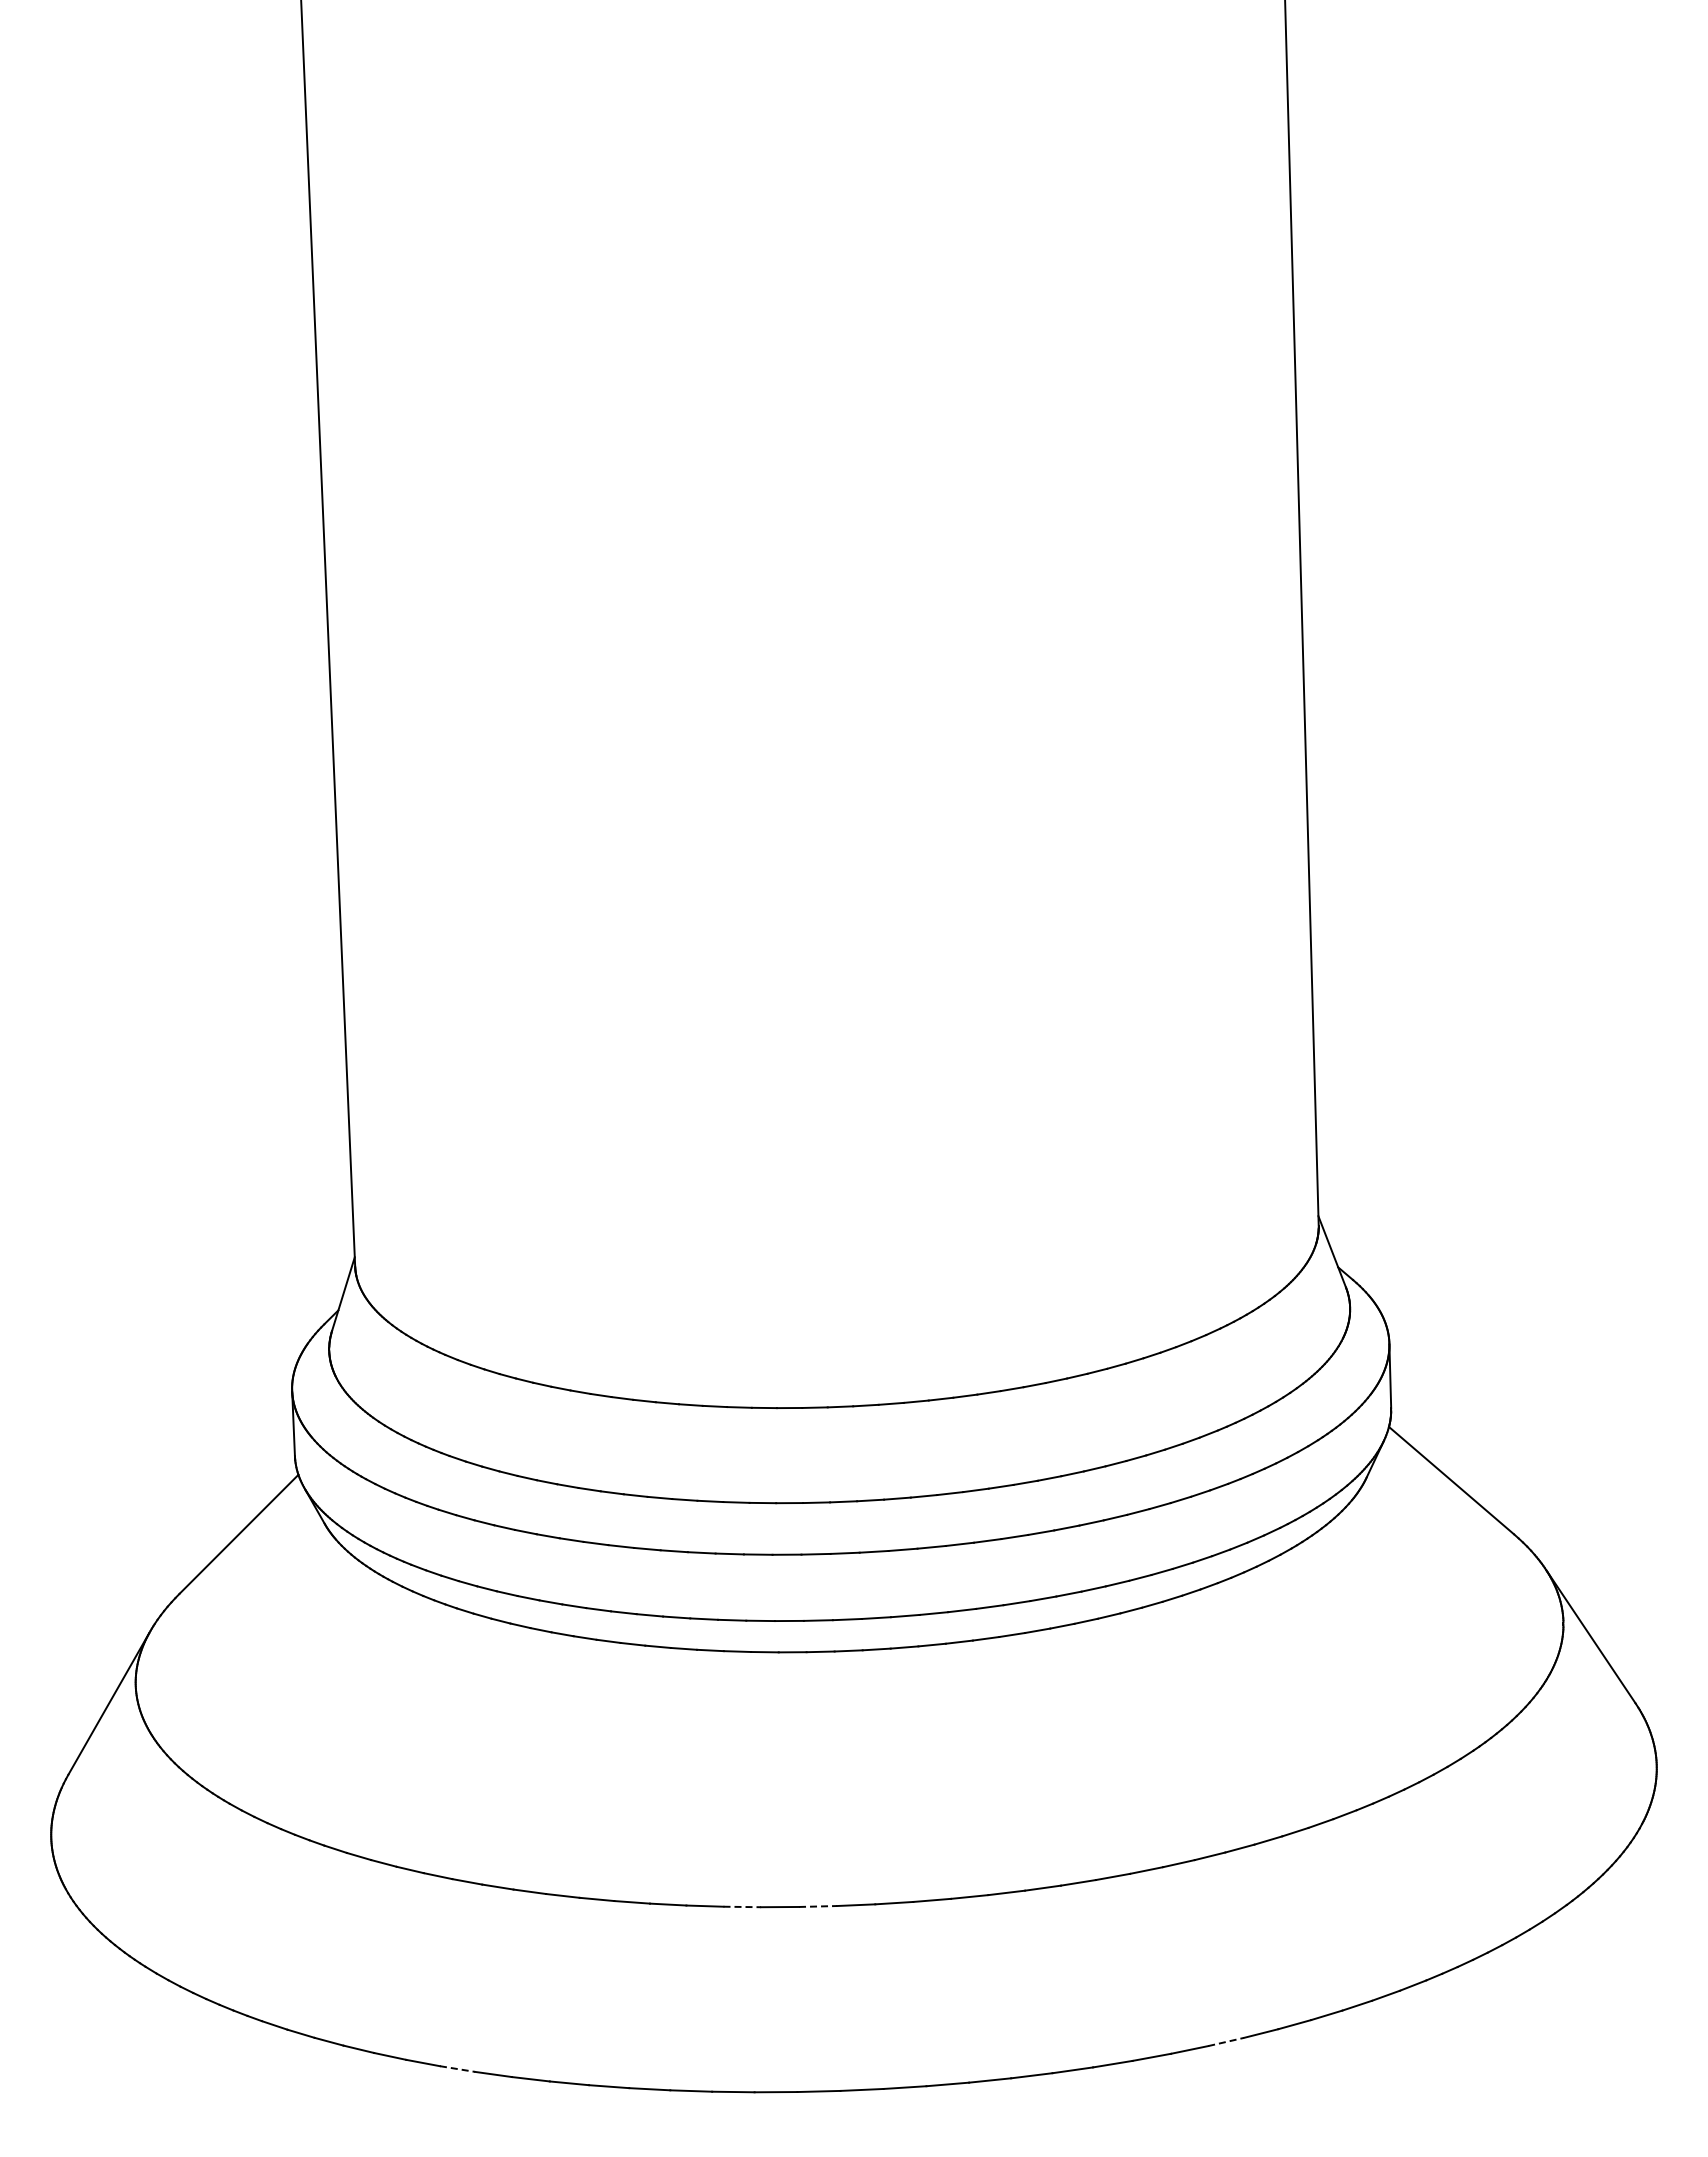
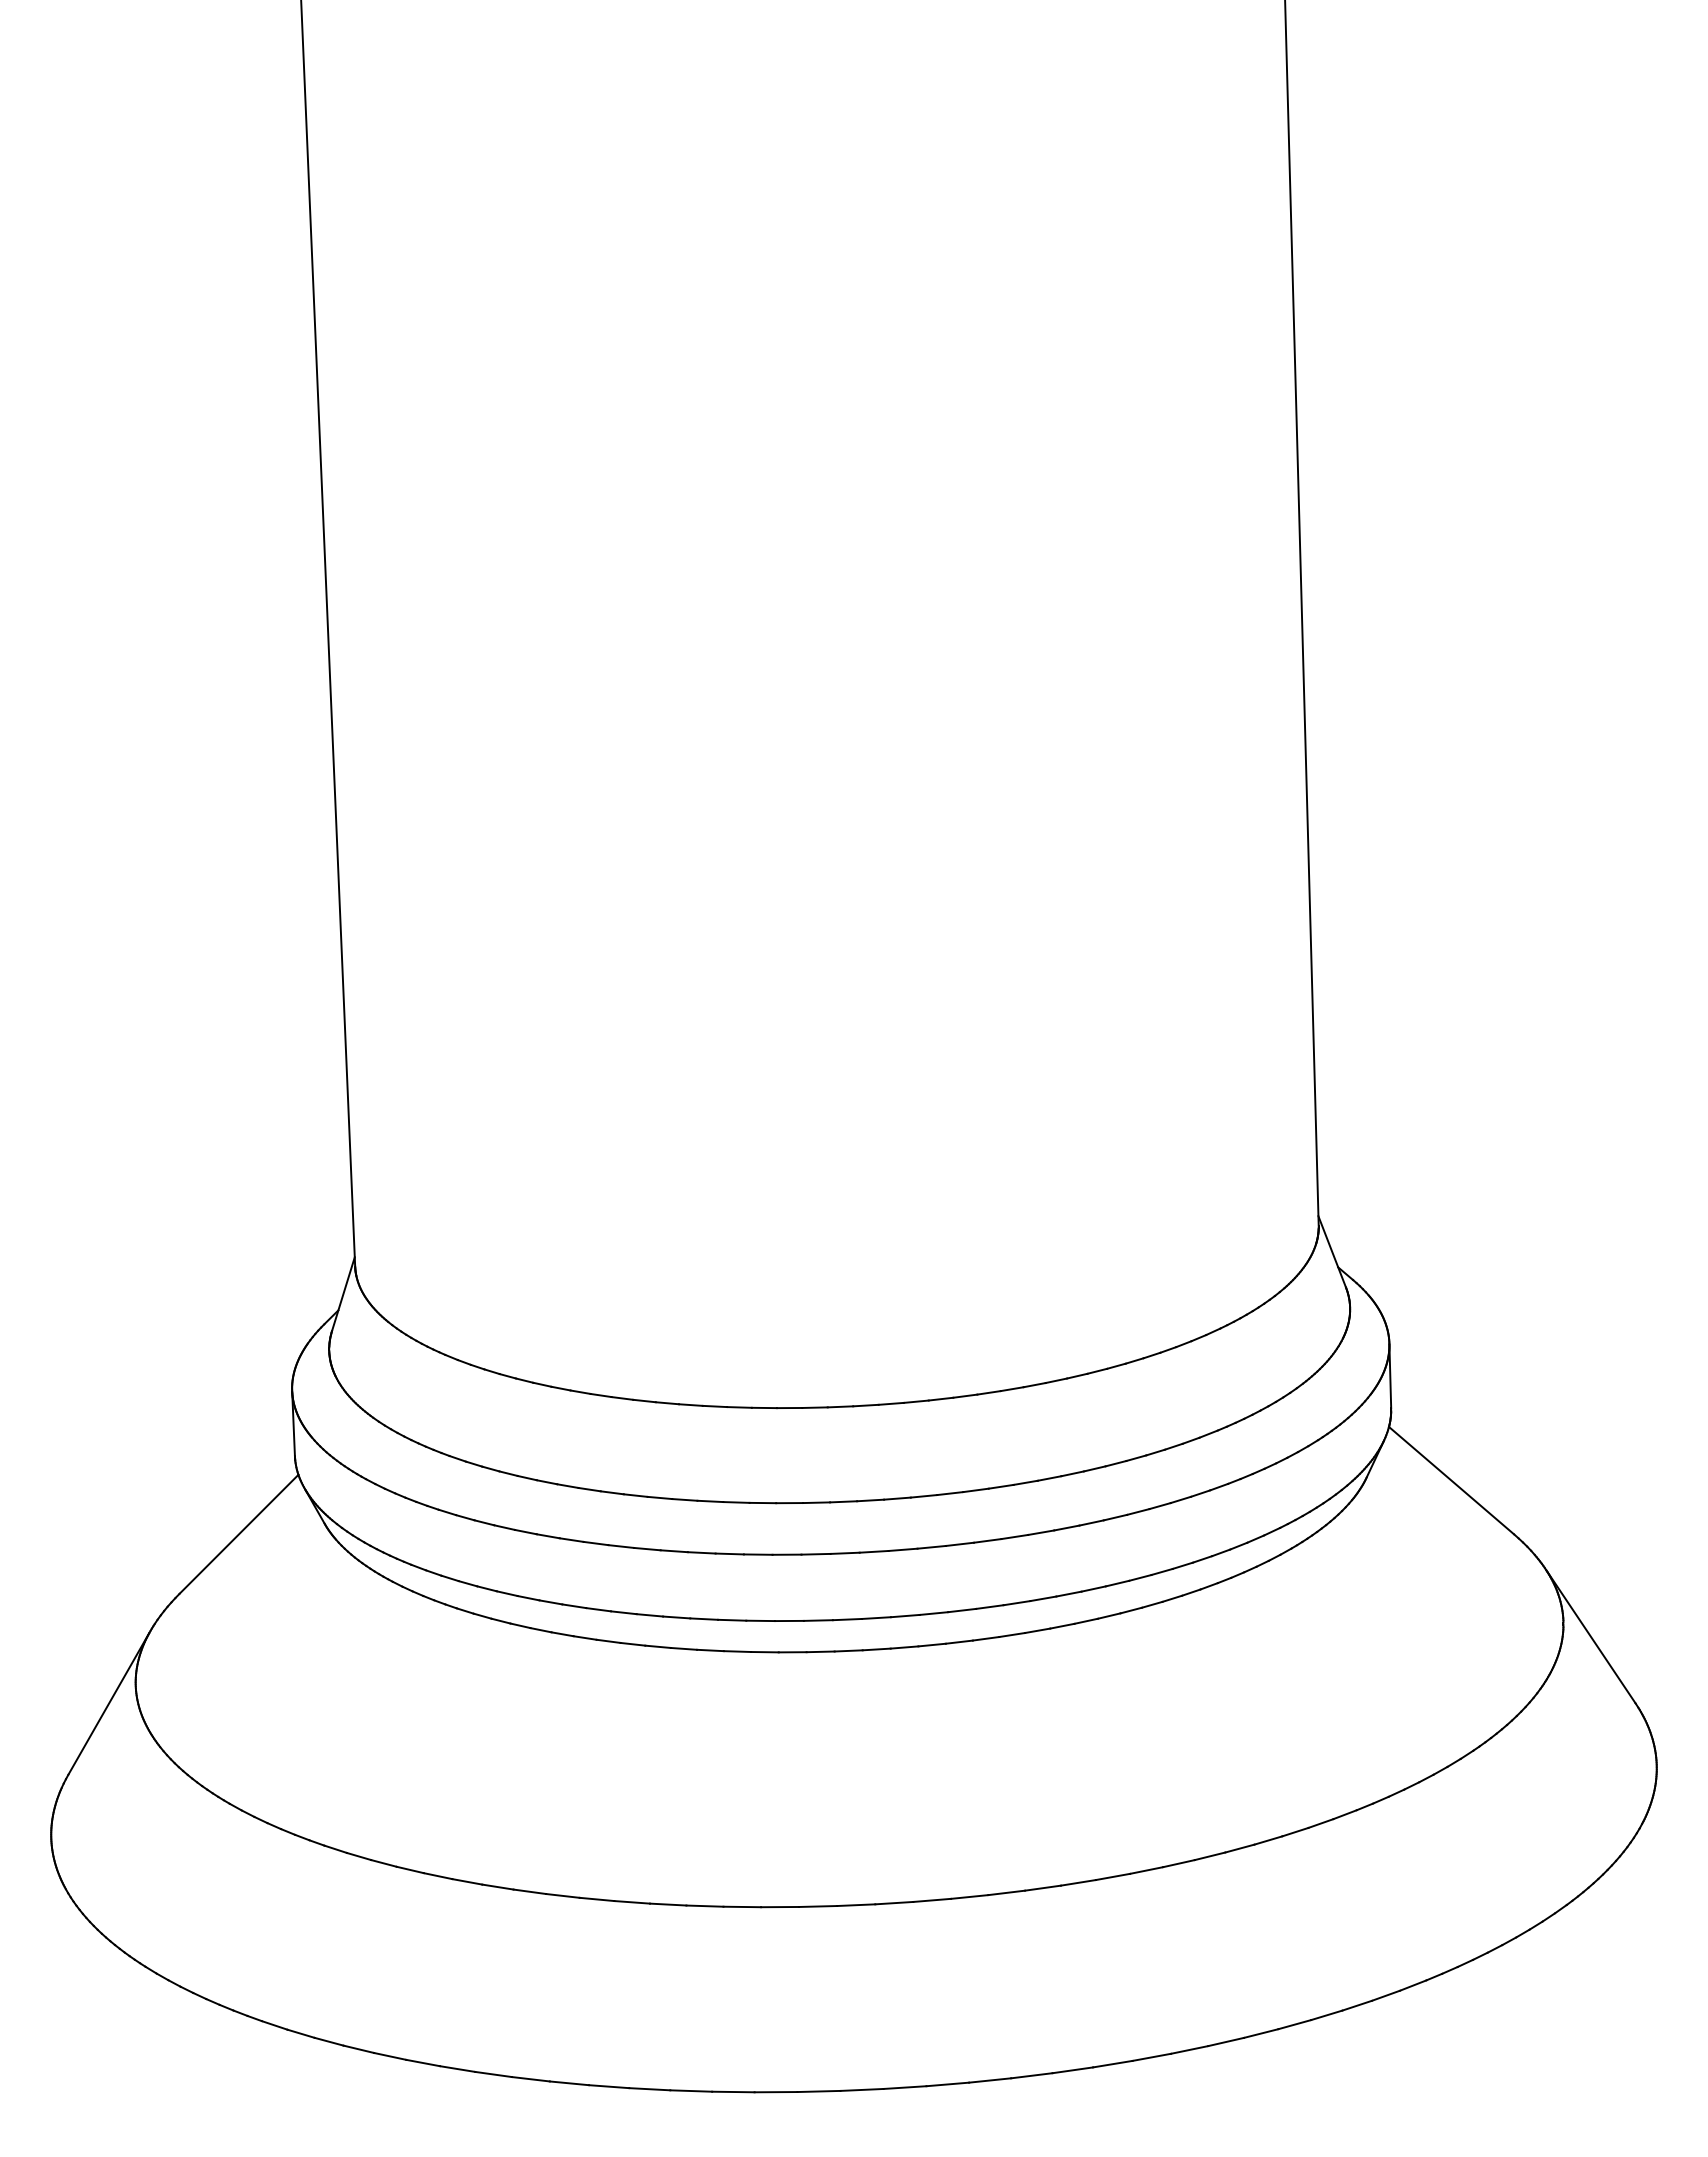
line: dashed -> solid (742, 1906)
line: dashed -> solid (818, 1906)
line: dashed -> solid (1226, 2041)
line: dashed -> solid (457, 2069)
